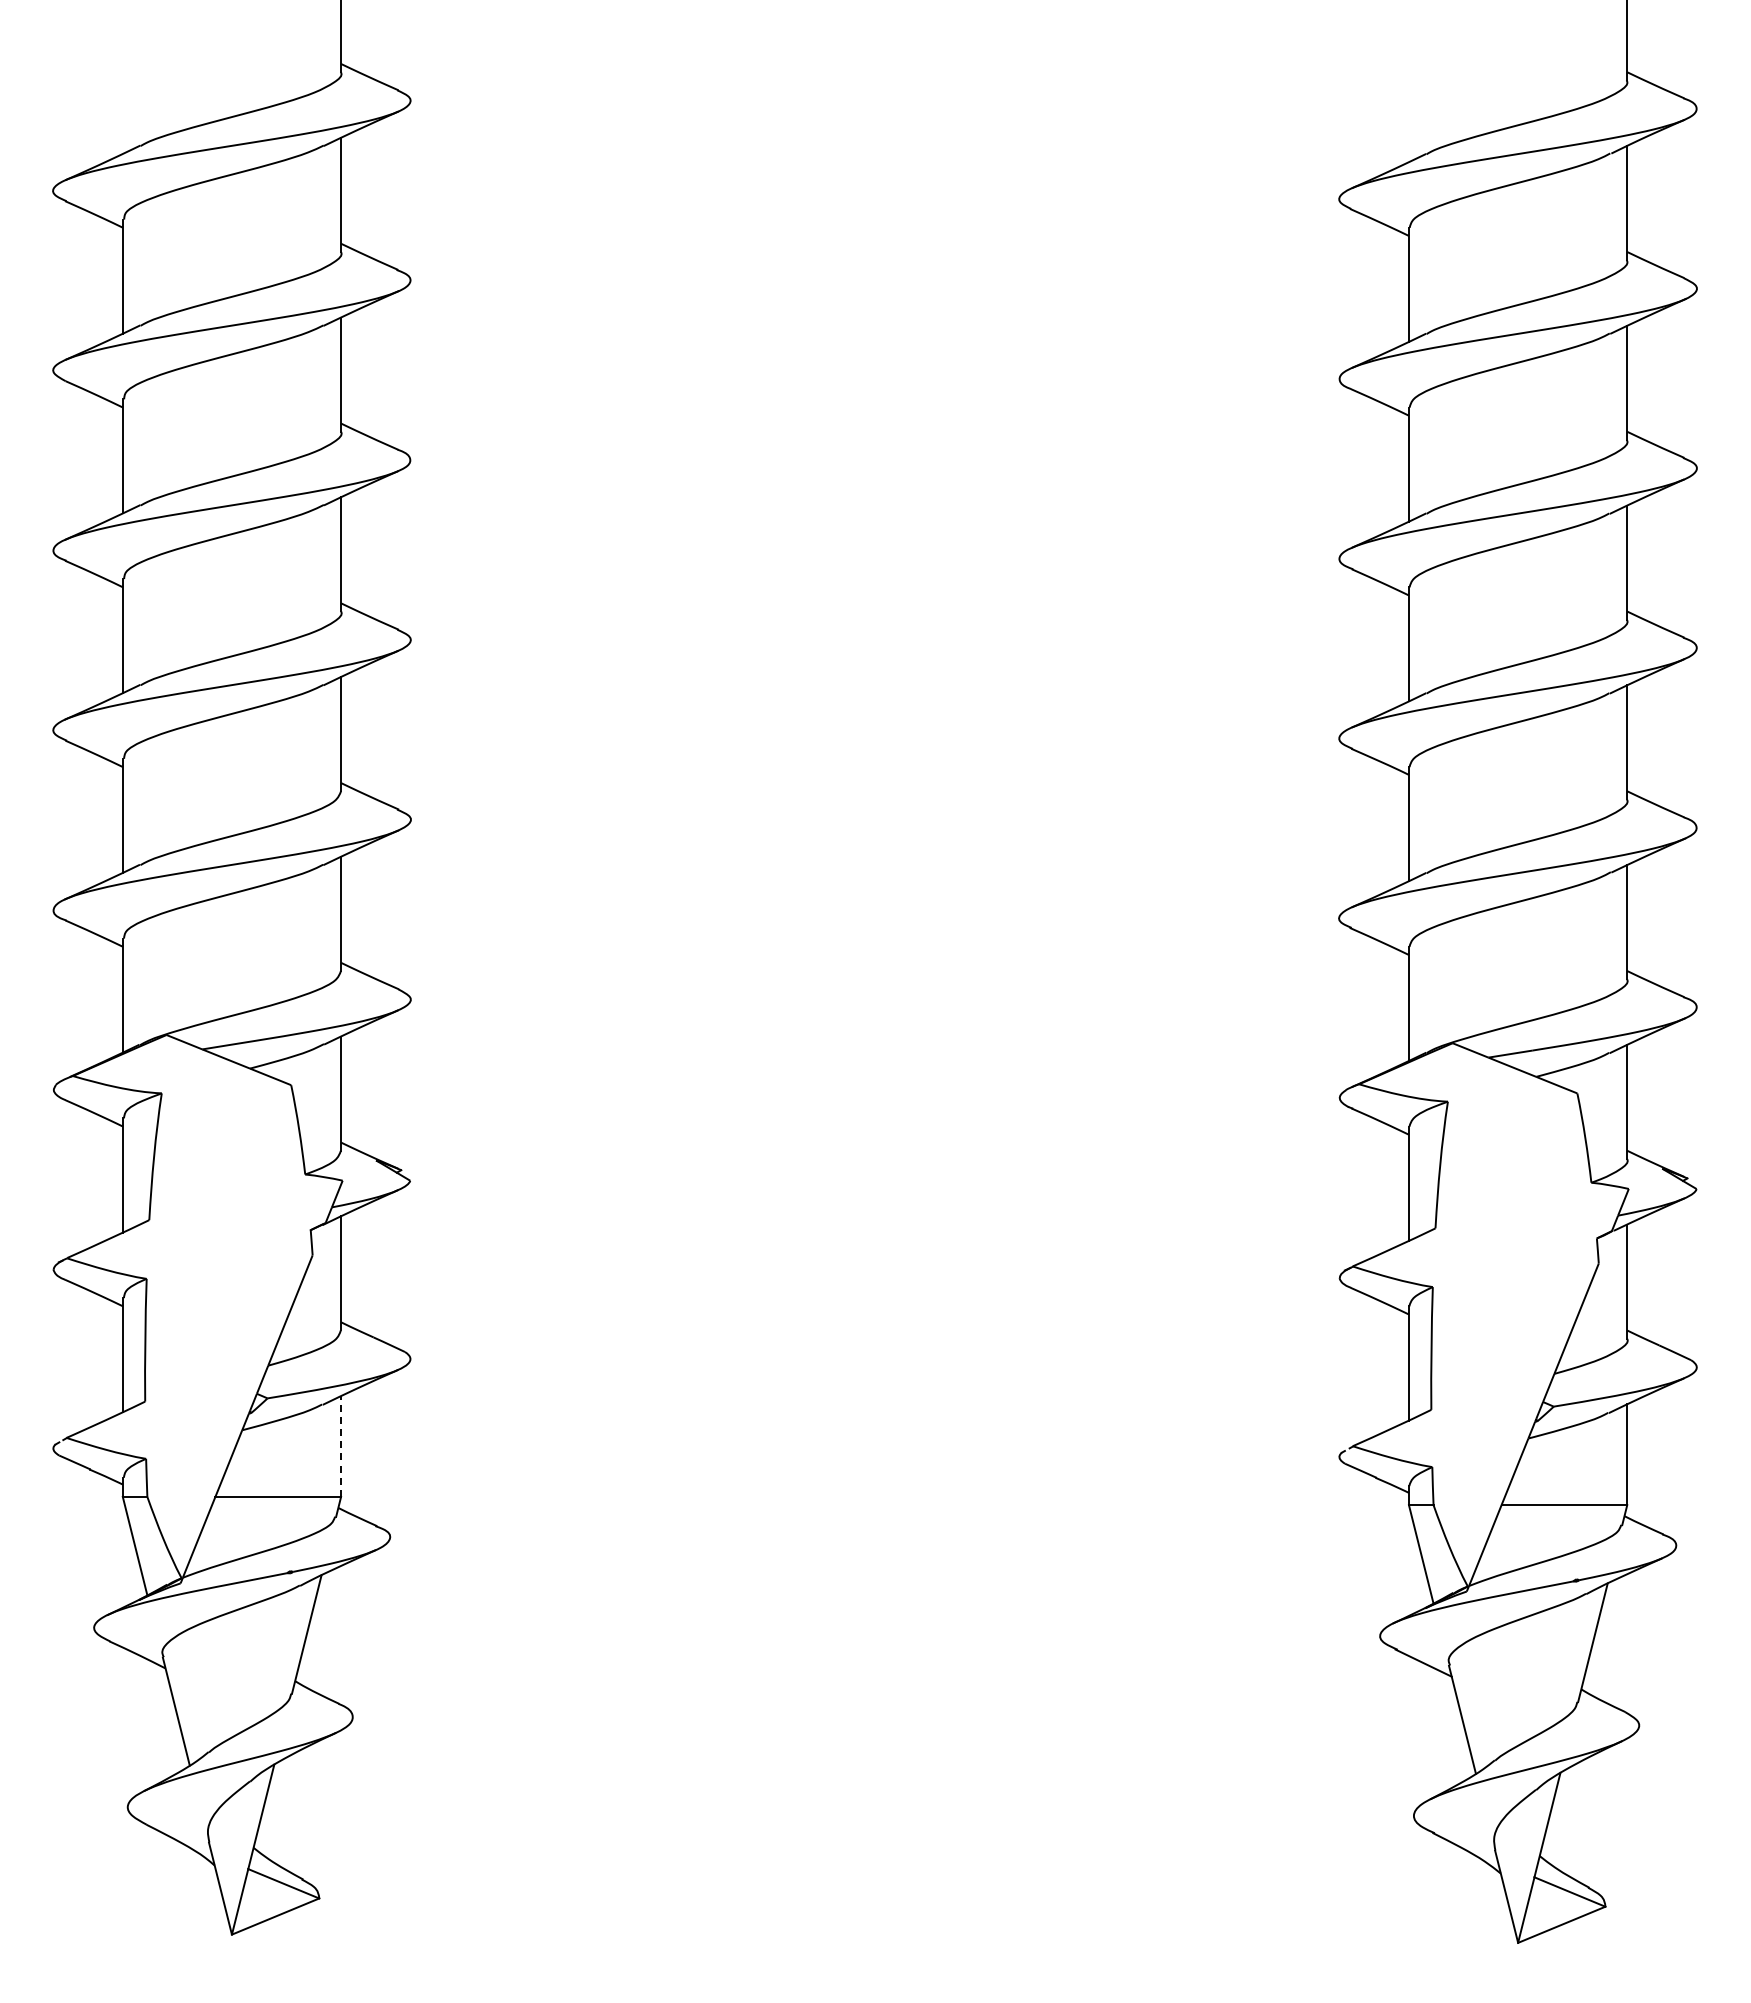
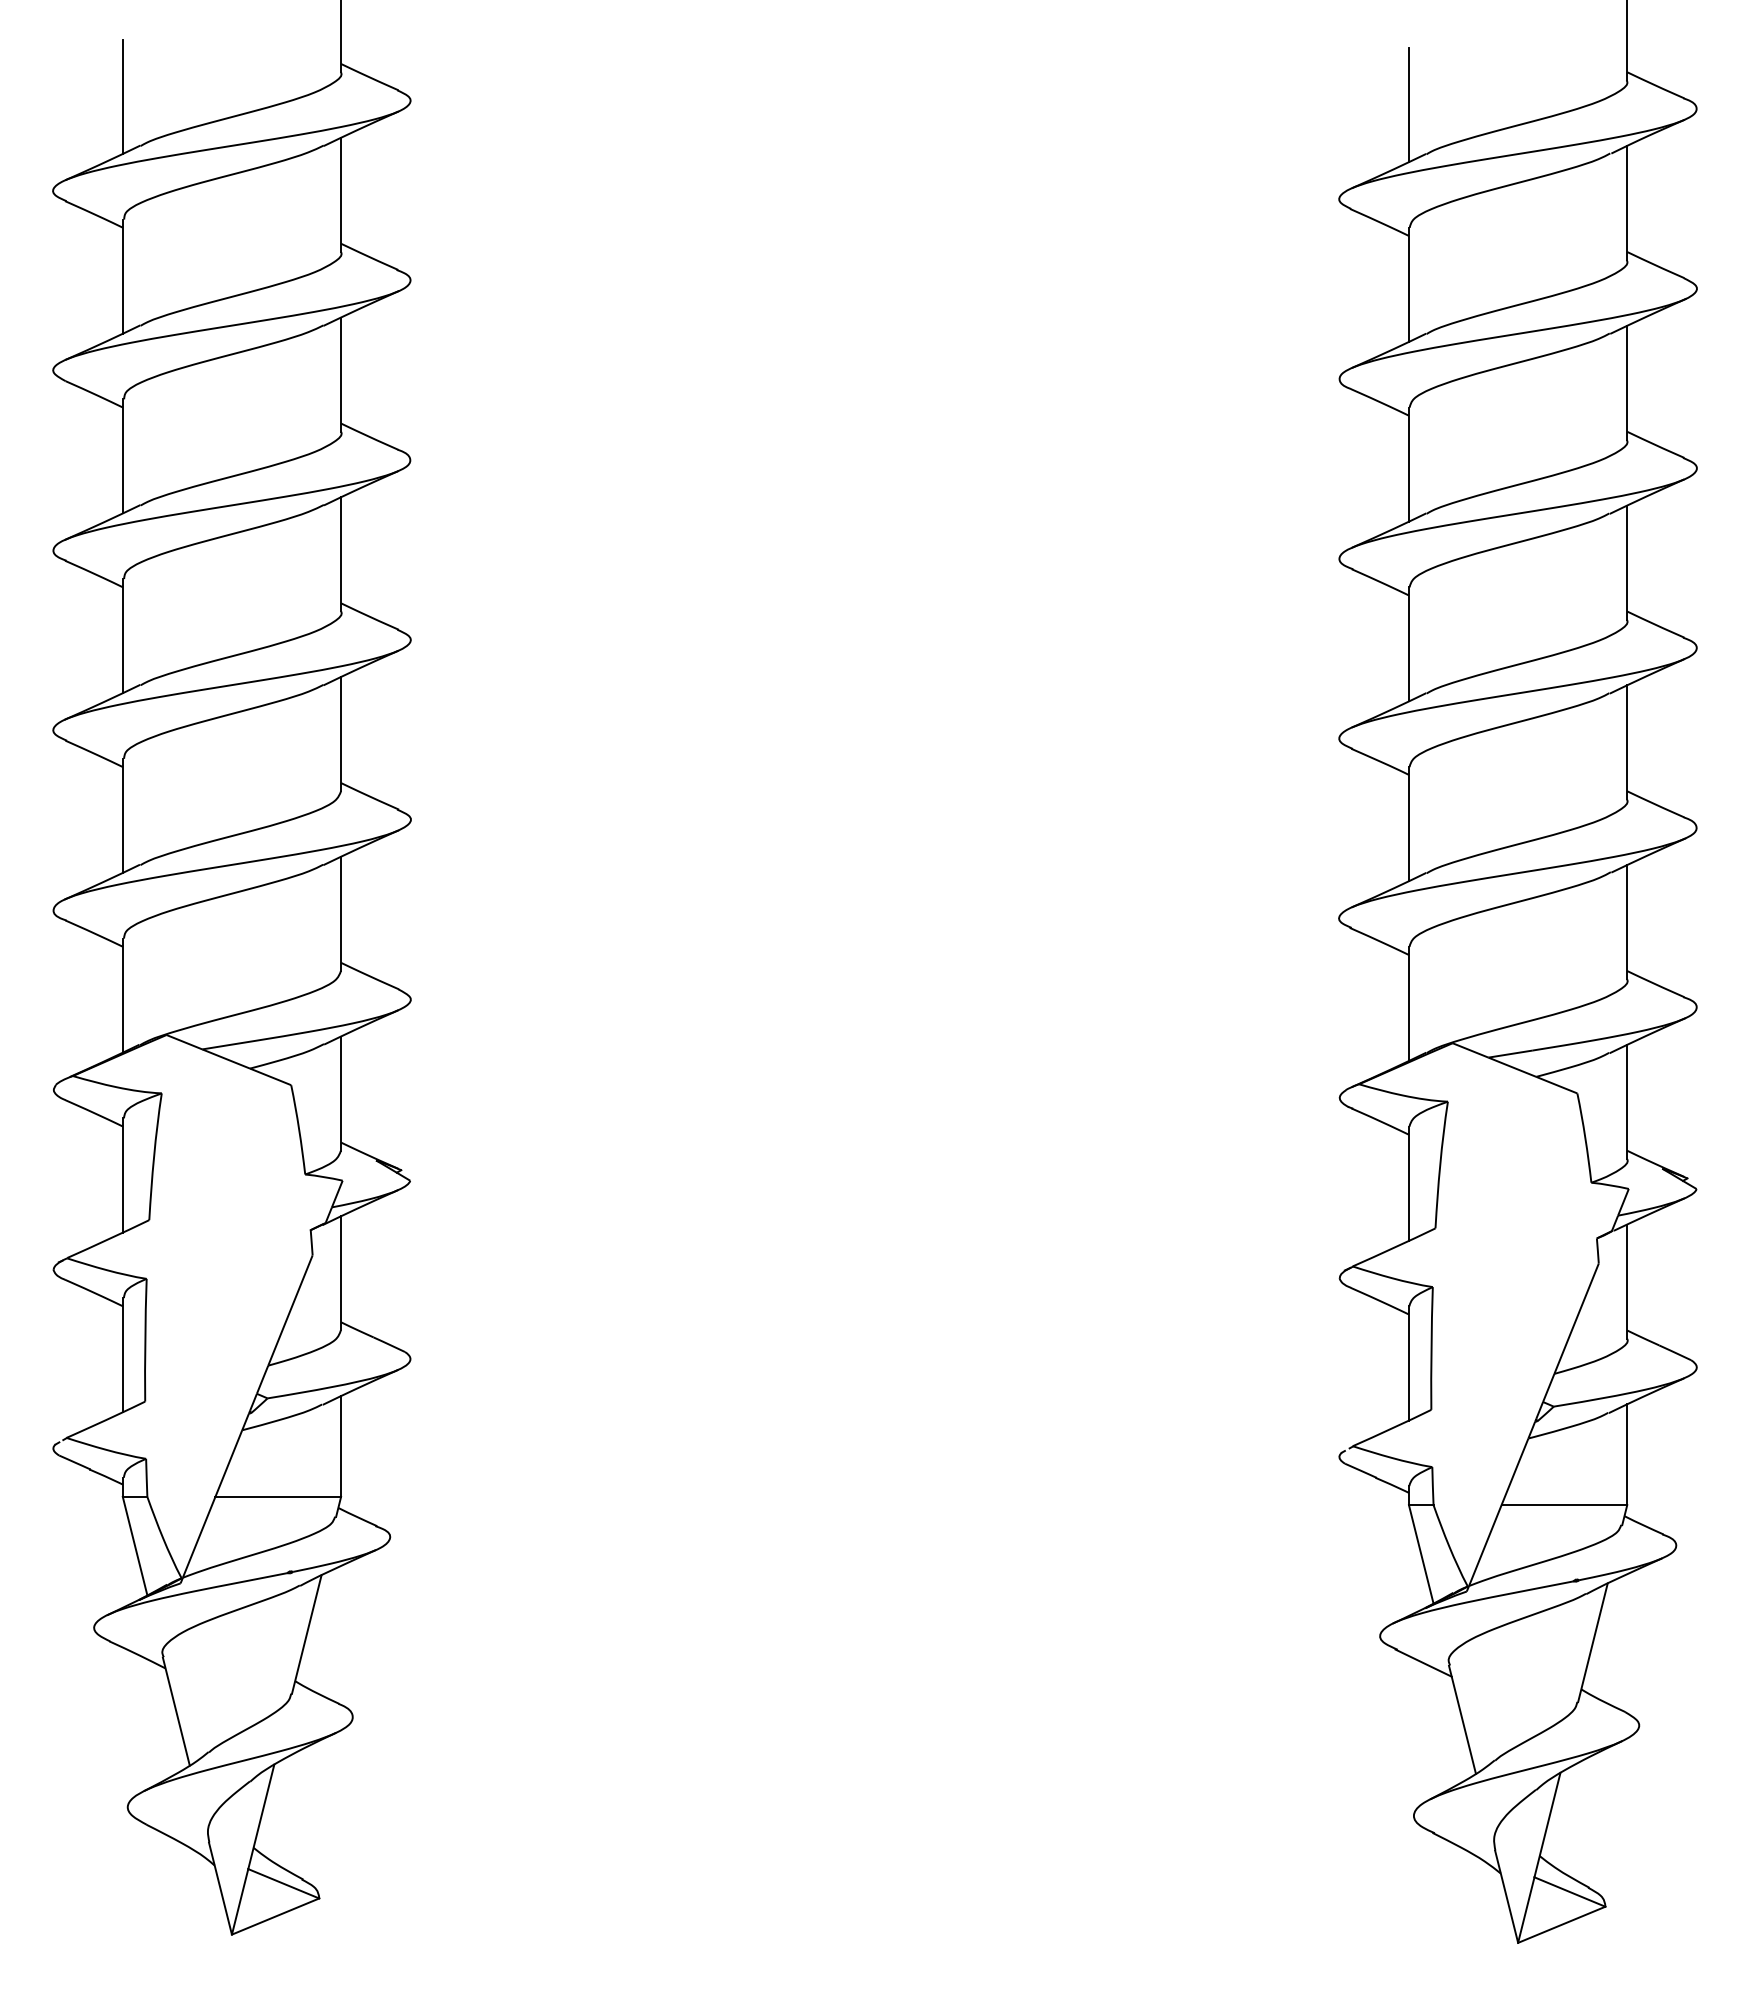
line: none -> present (122, 96)
line: none -> present (1408, 105)
line: dashed -> solid (341, 1446)
